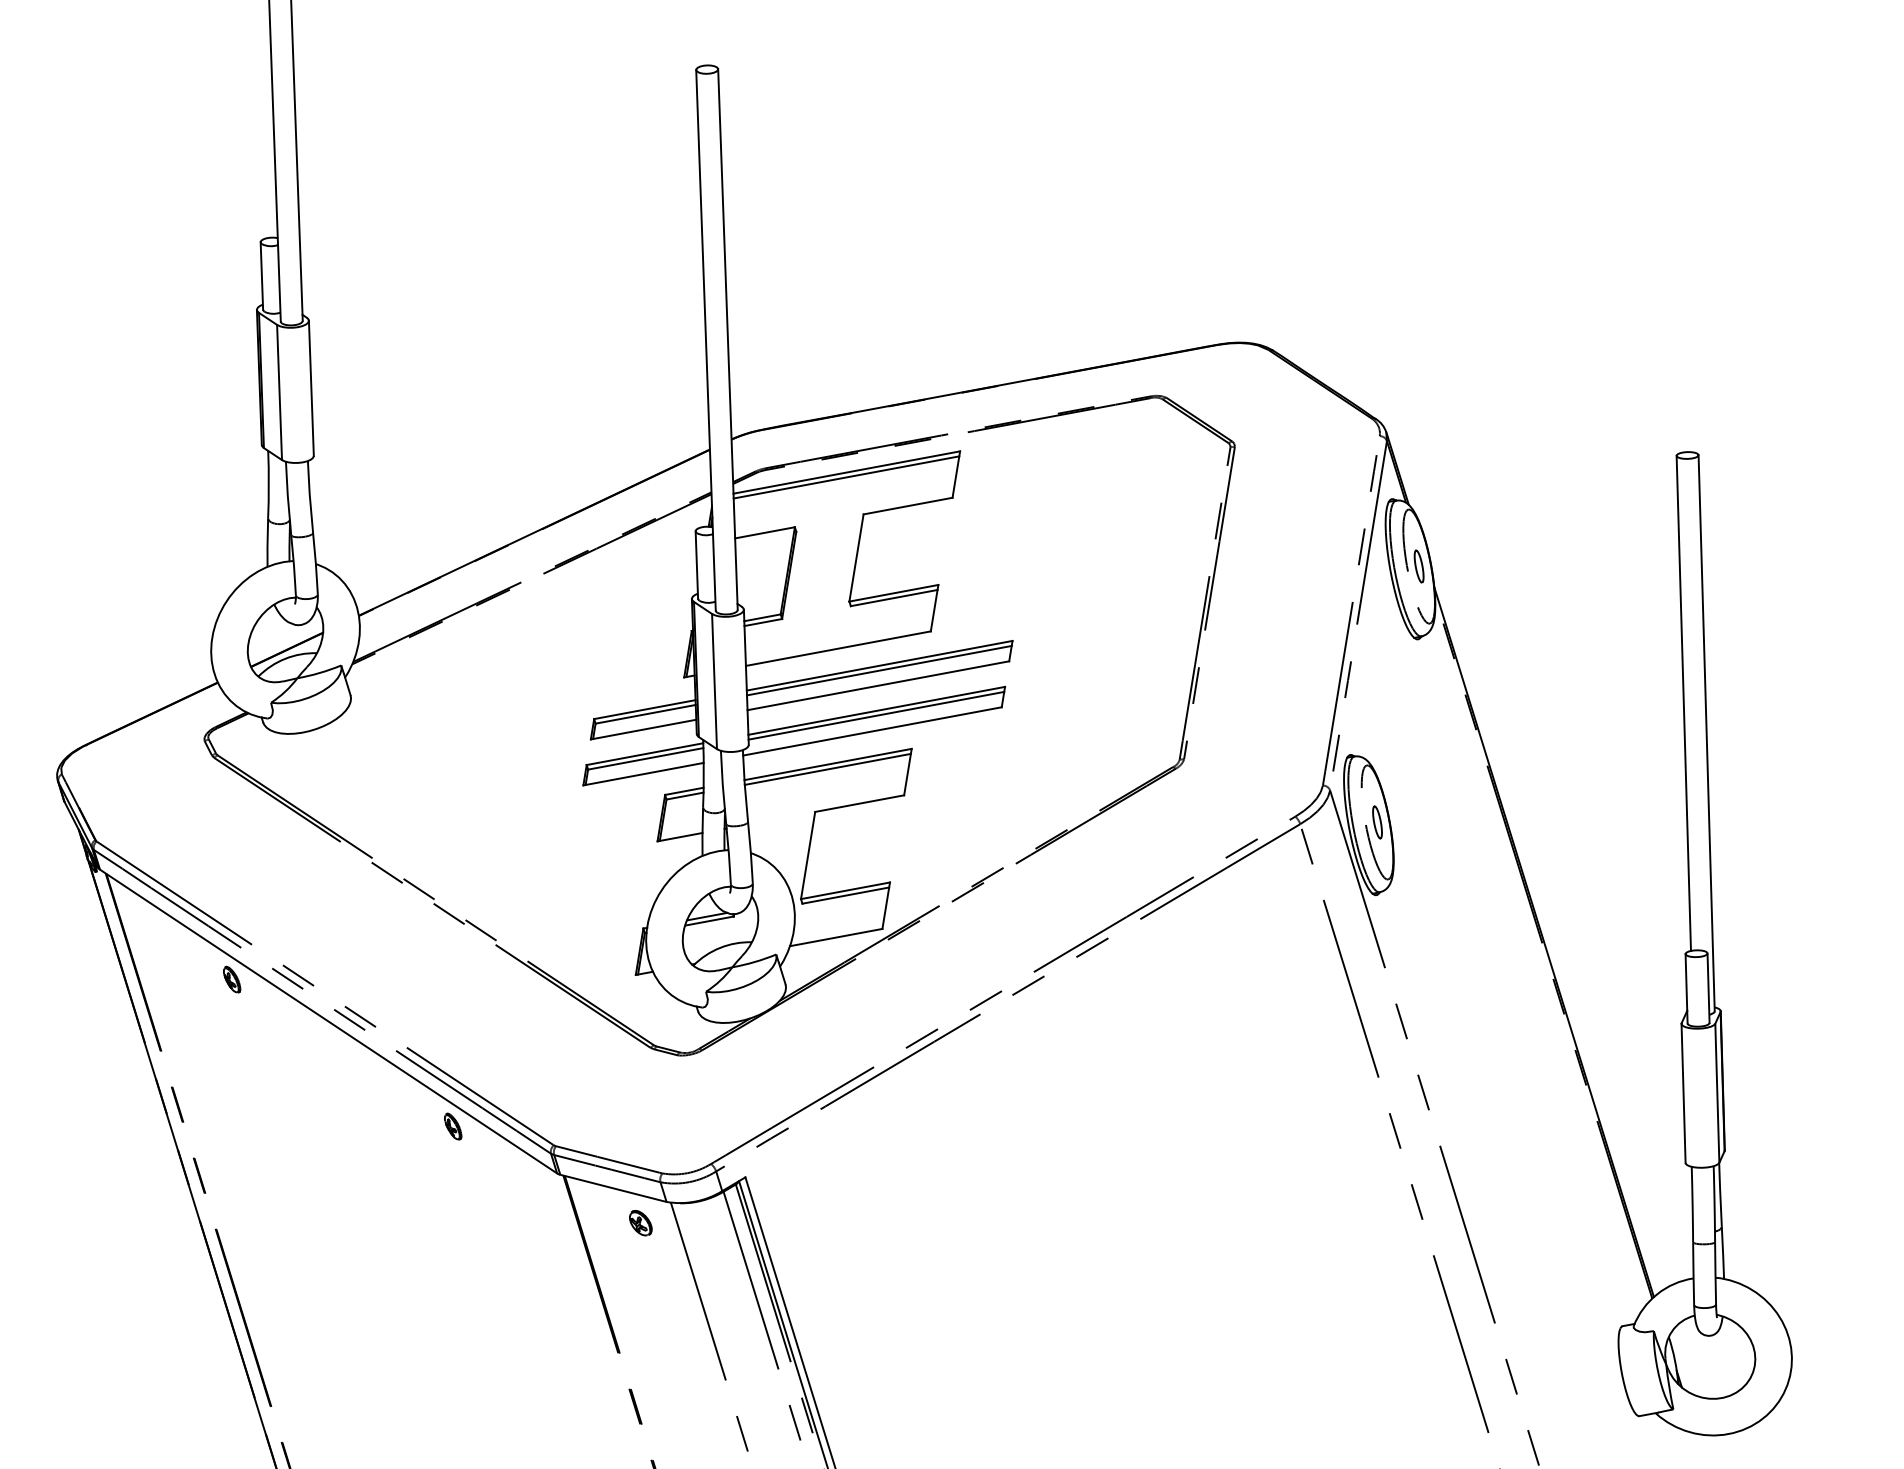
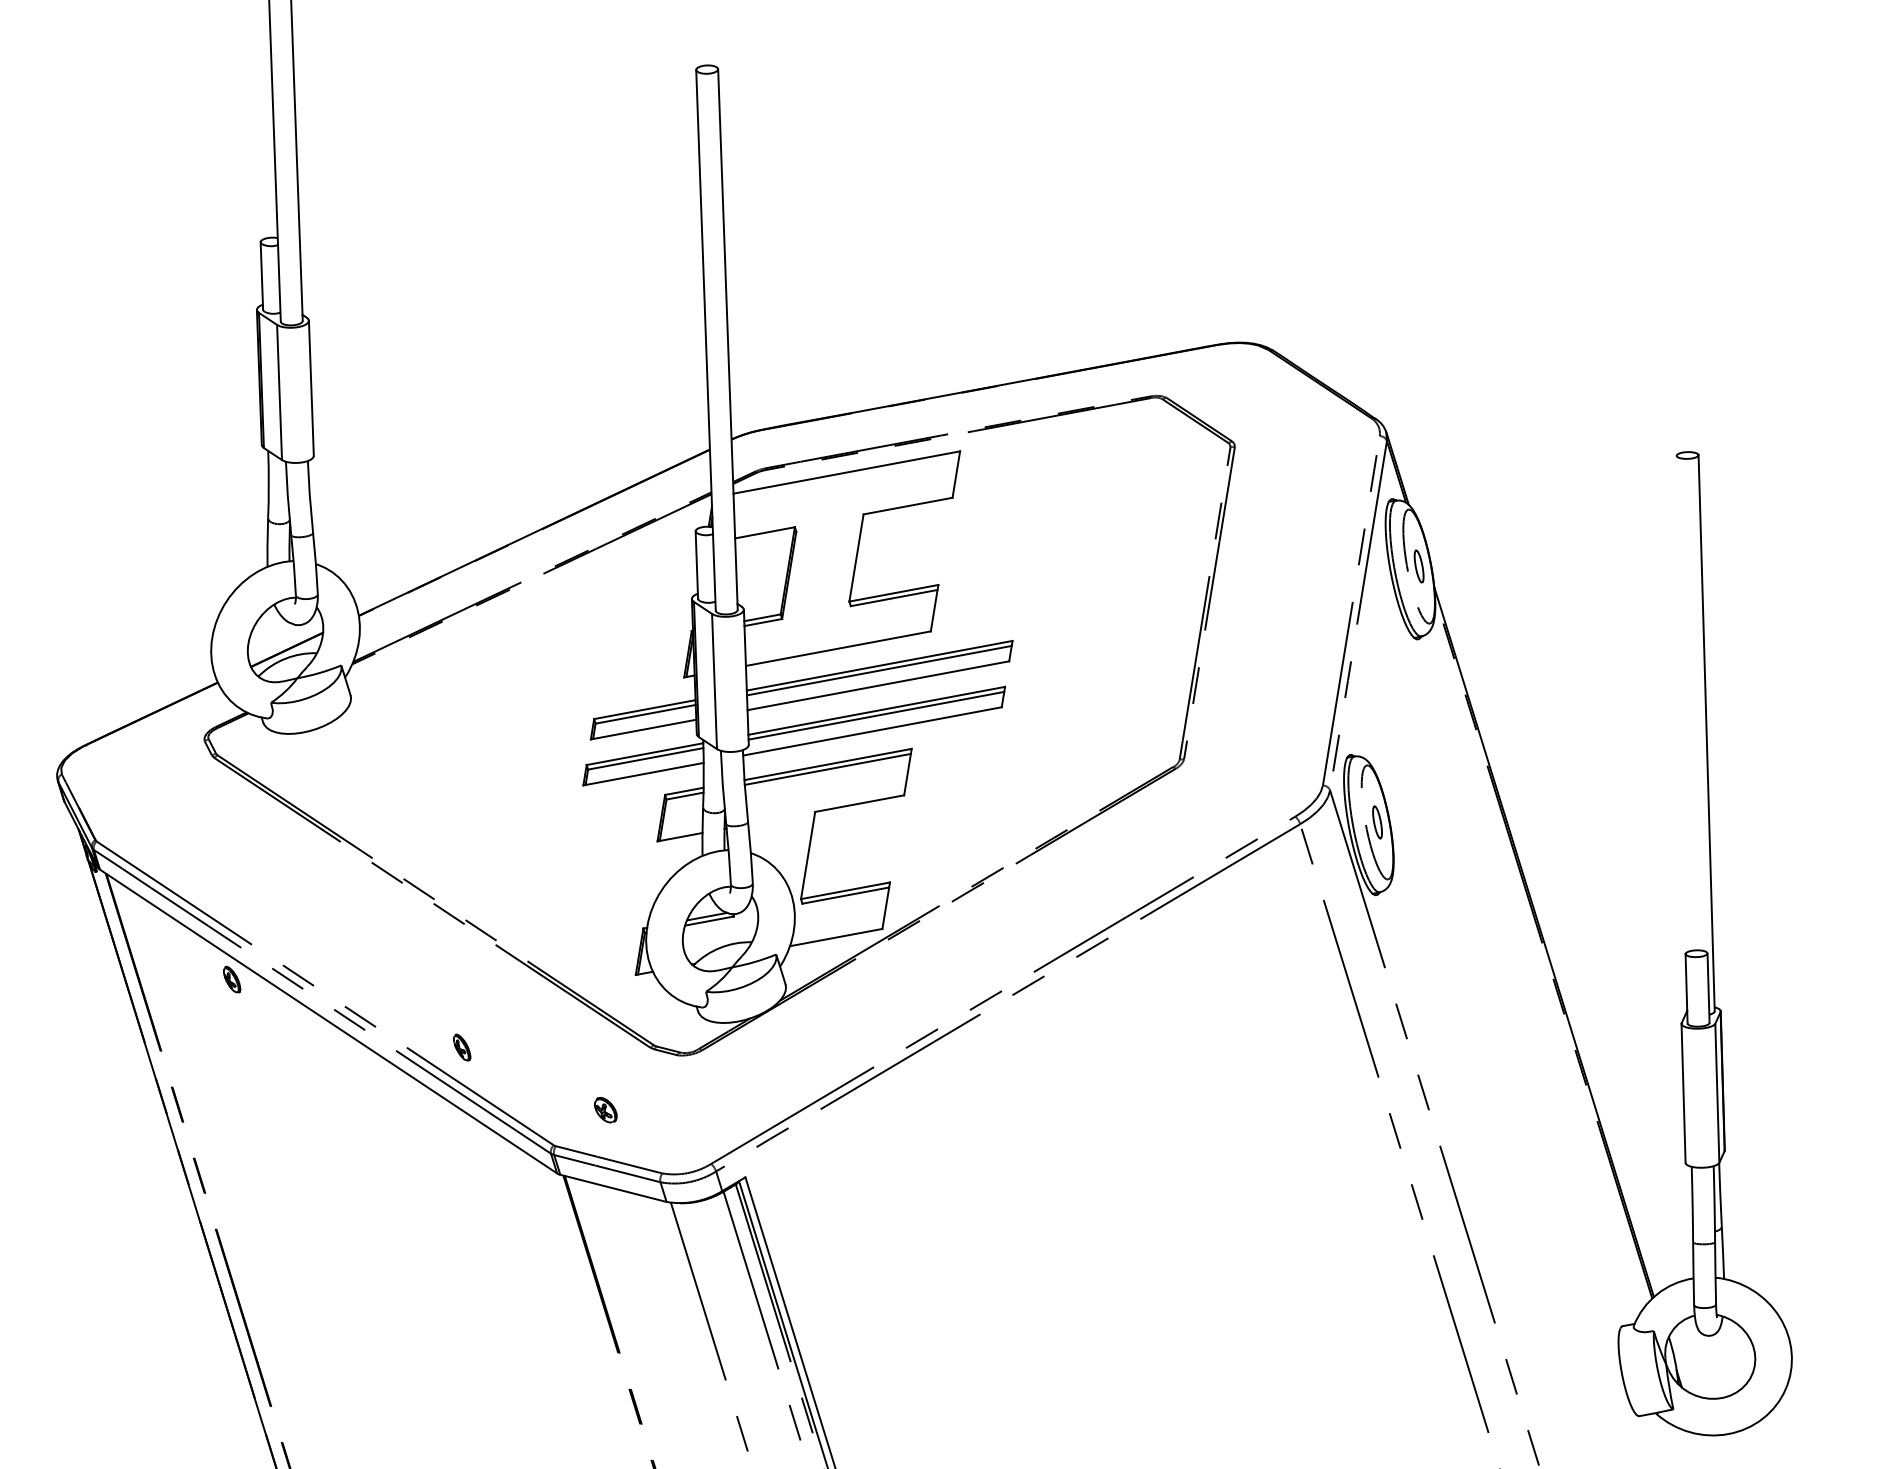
line: present -> none (846, 477)
line: present -> none (1683, 702)
part position: (453, 1126) -> (462, 1047) (462, 1047)
part position: (640, 1223) -> (605, 1110) (605, 1110)
